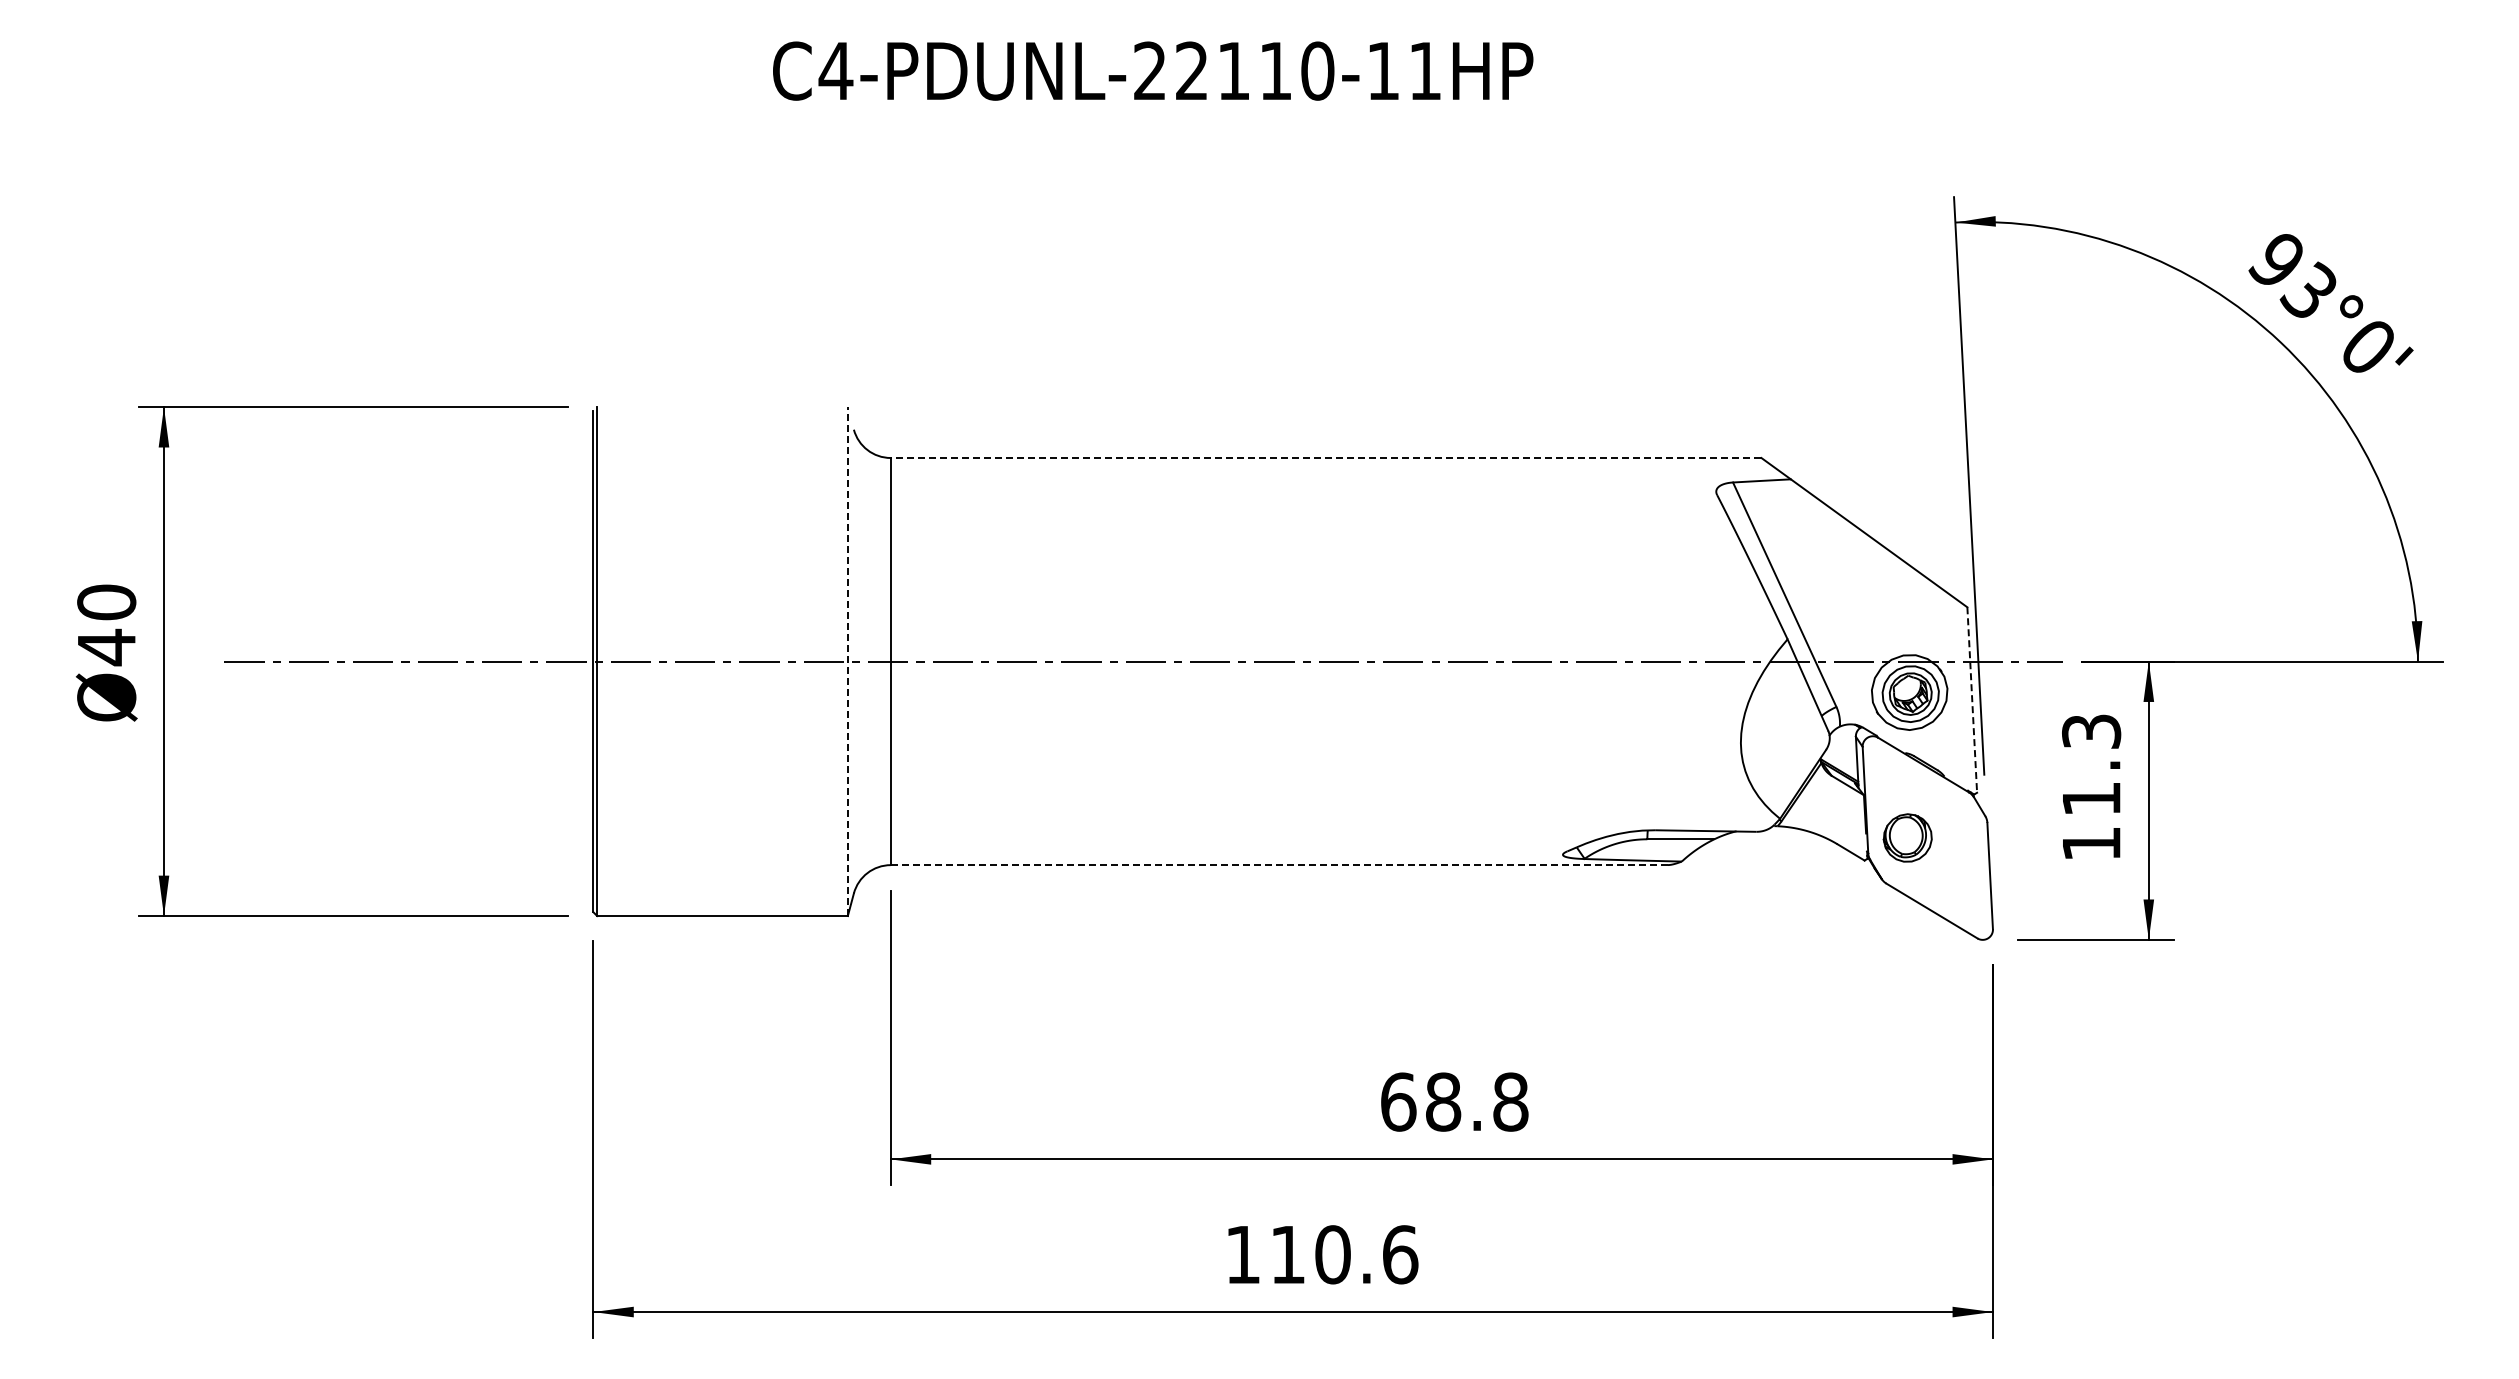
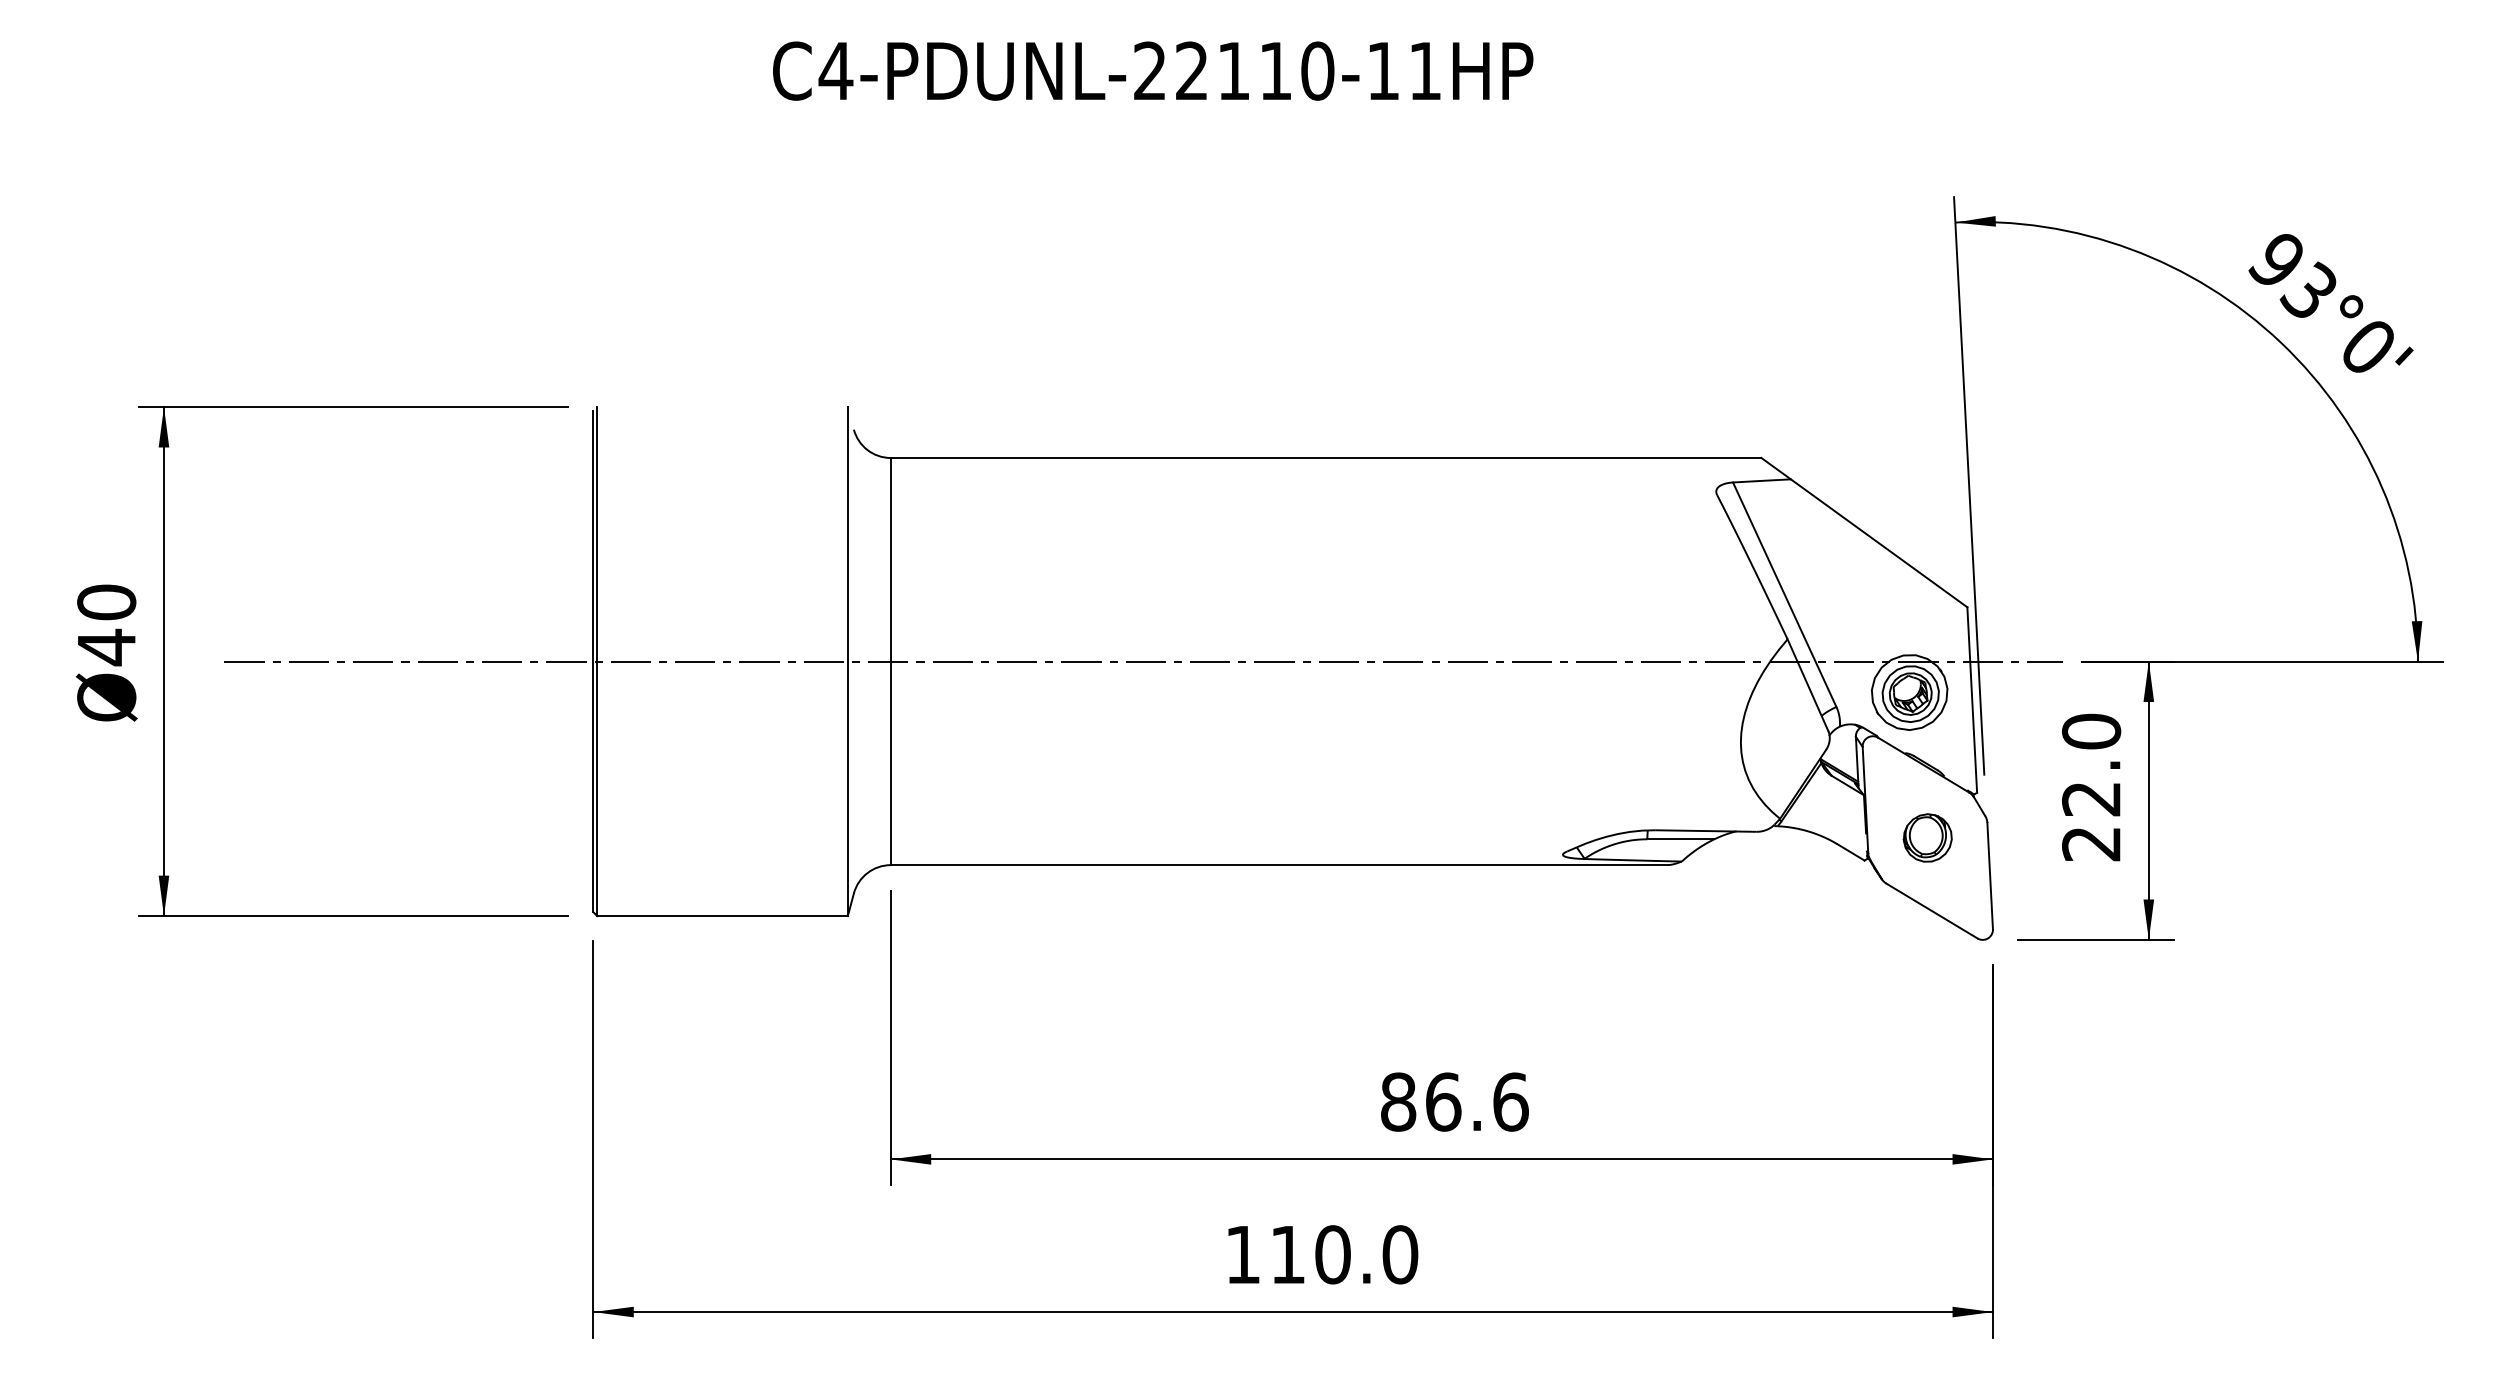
line: dashed -> solid (1325, 458)
line: dashed -> solid (847, 661)
line: dashed -> solid (1972, 700)
text: 11.3 -> 22.0 (2091, 787)
part position: (1907, 837) -> (1927, 837) (1927, 837)
line: dashed -> solid (1279, 865)
text: 68.8 -> 86.6 (1454, 1101)
text: 110.6 -> 110.0 (1400, 1254)
